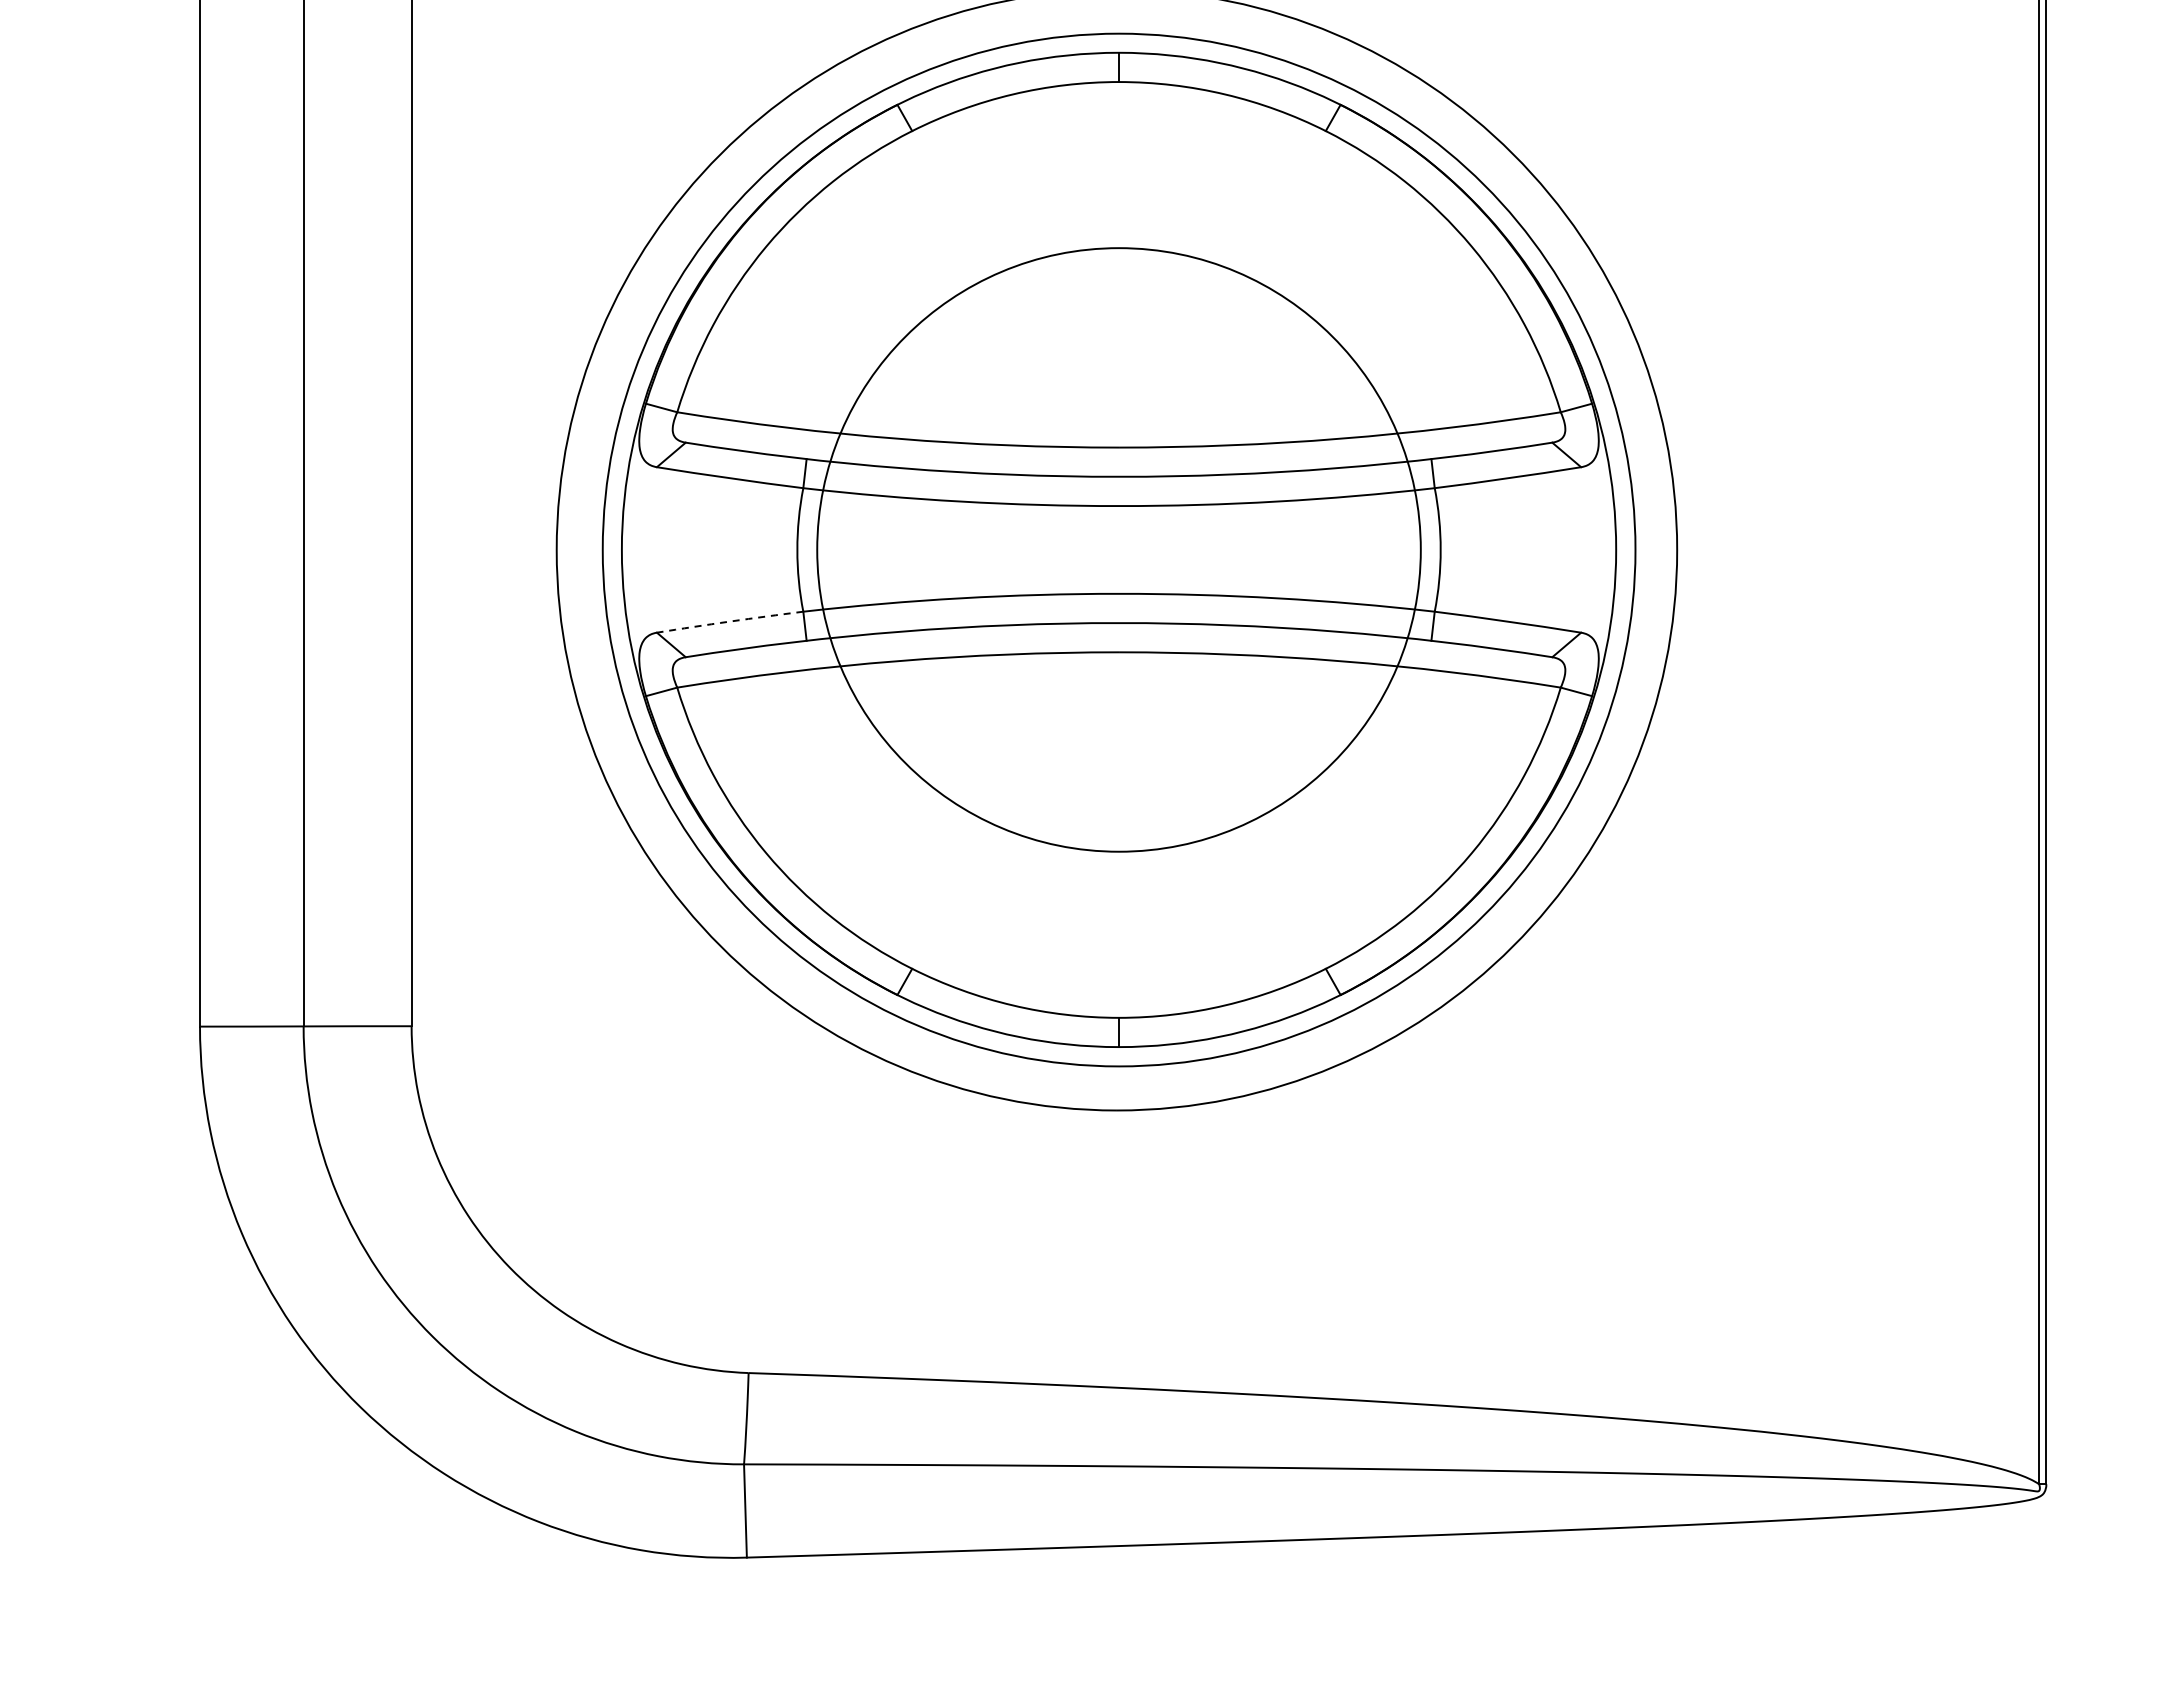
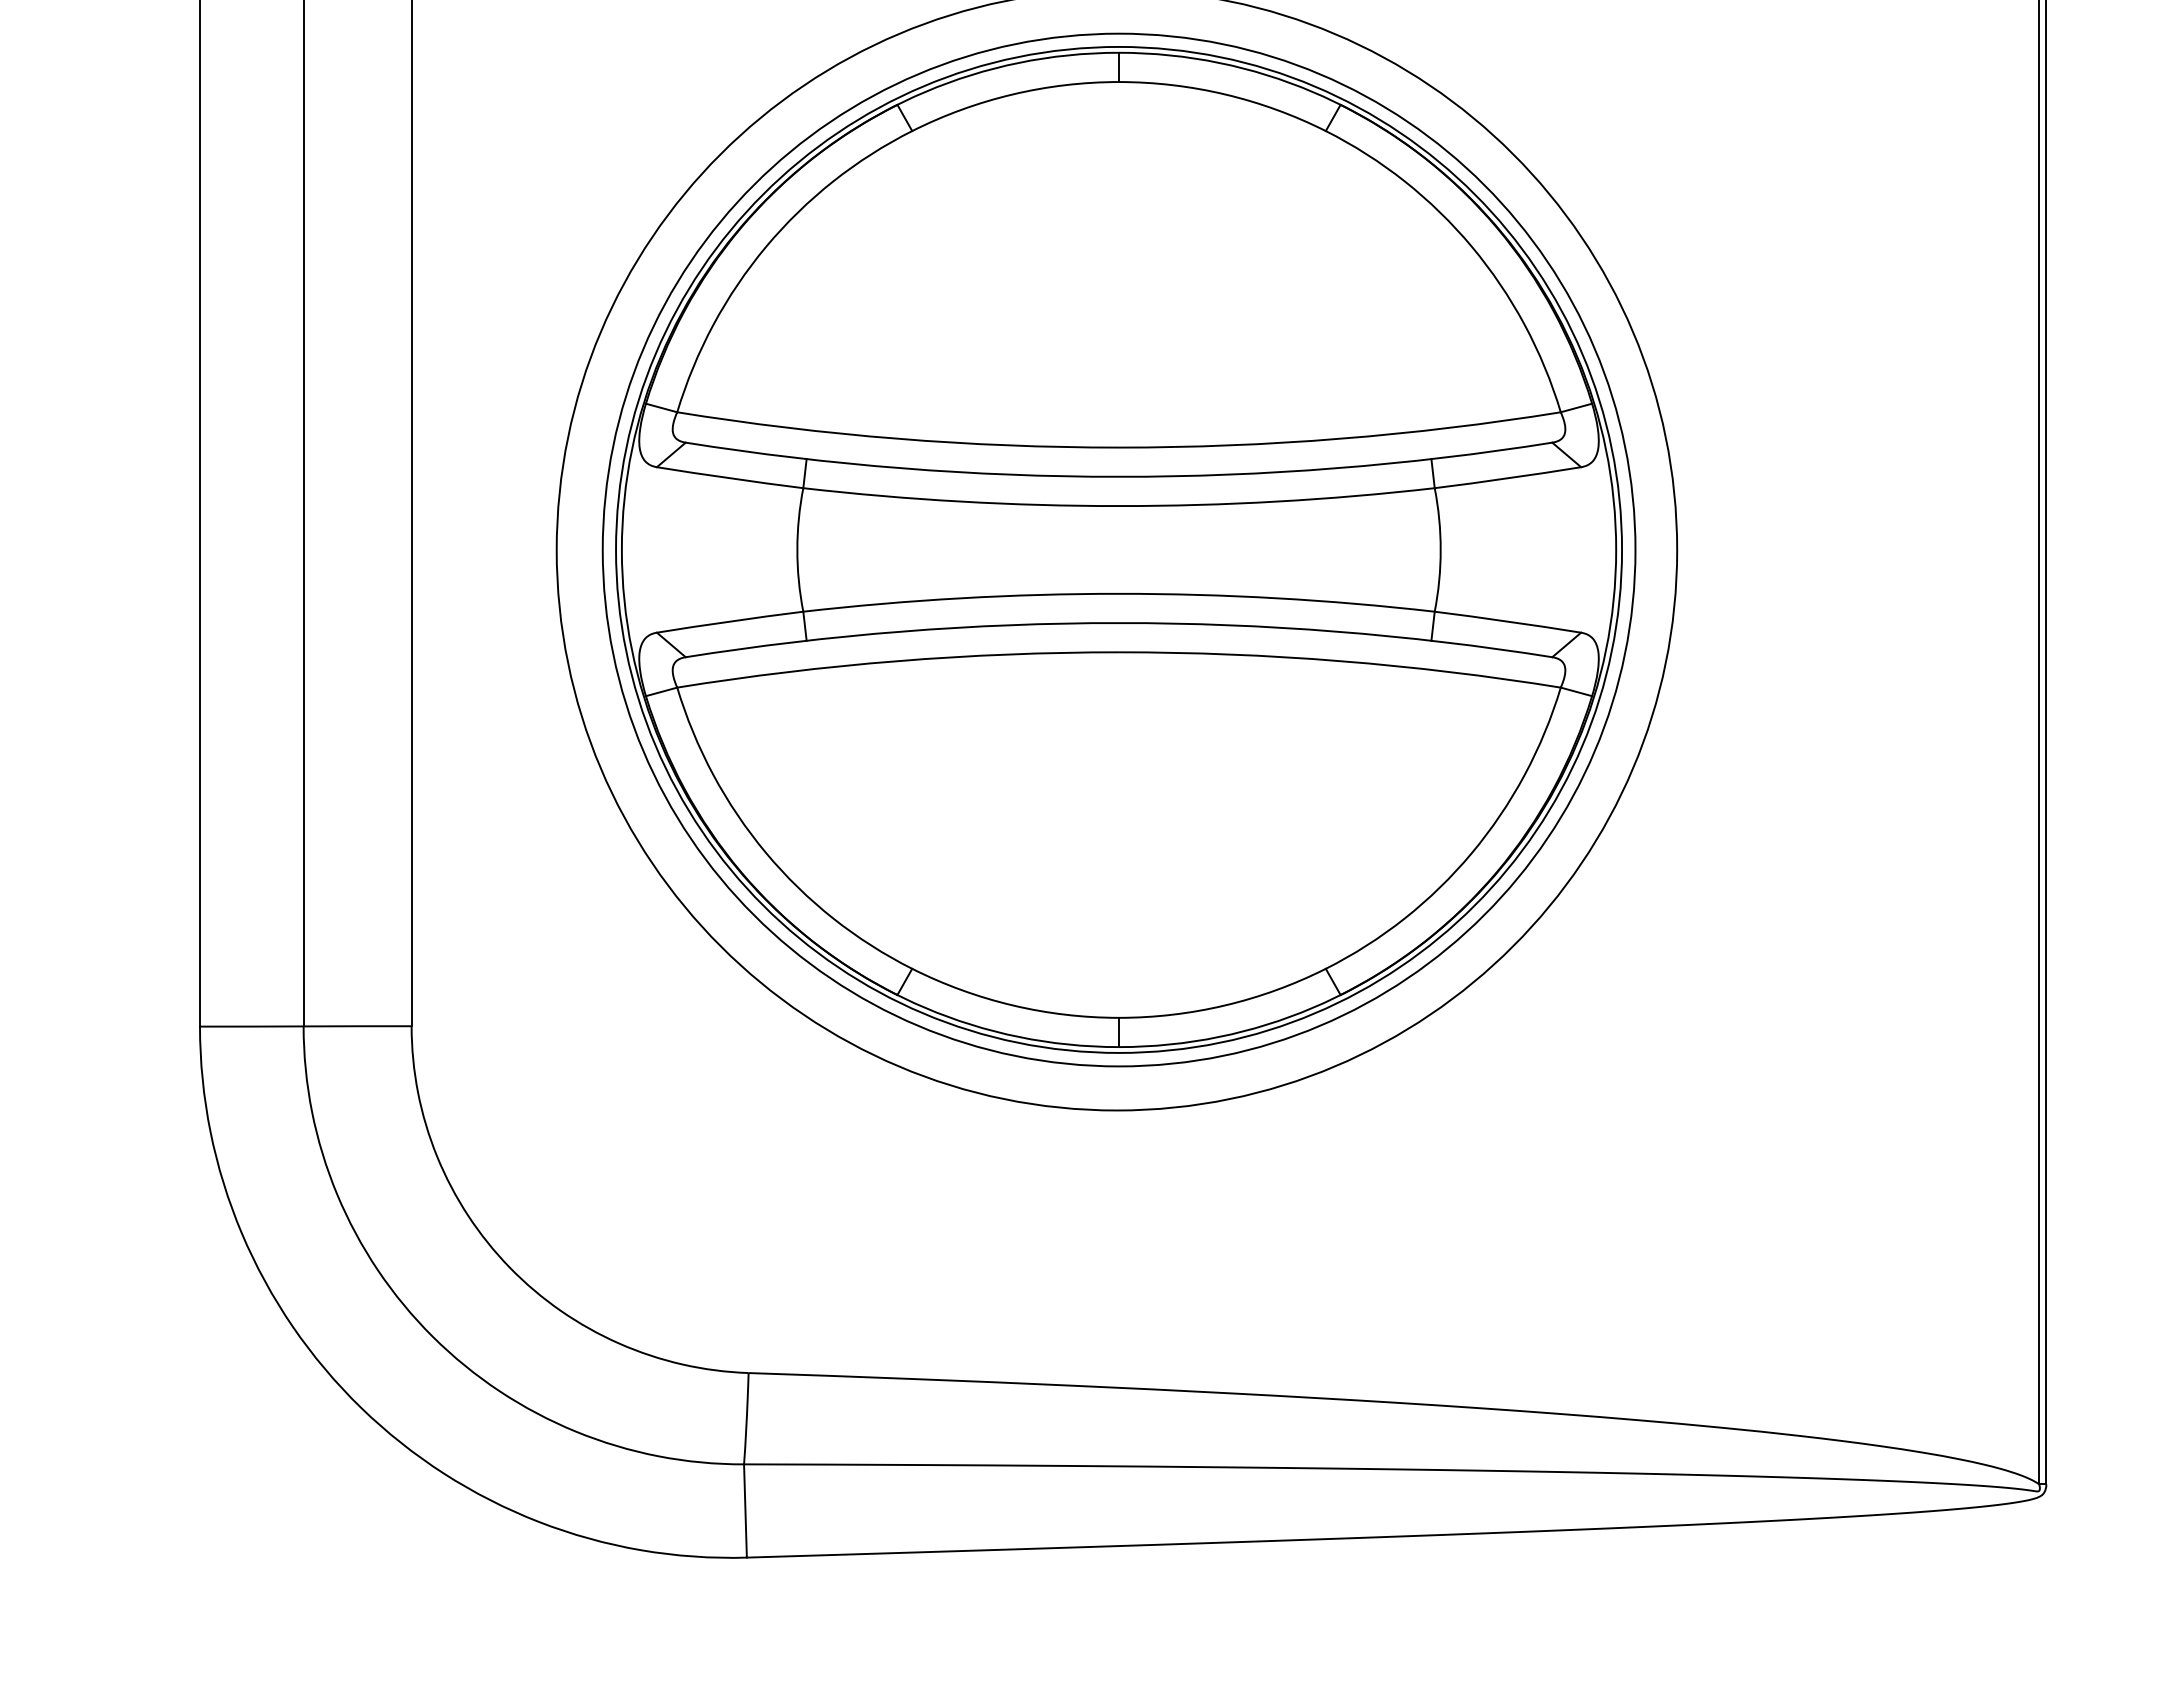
circle diameter: 604 px -> 1006 px (1119, 549)
arc: dashed -> solid (730, 621)
